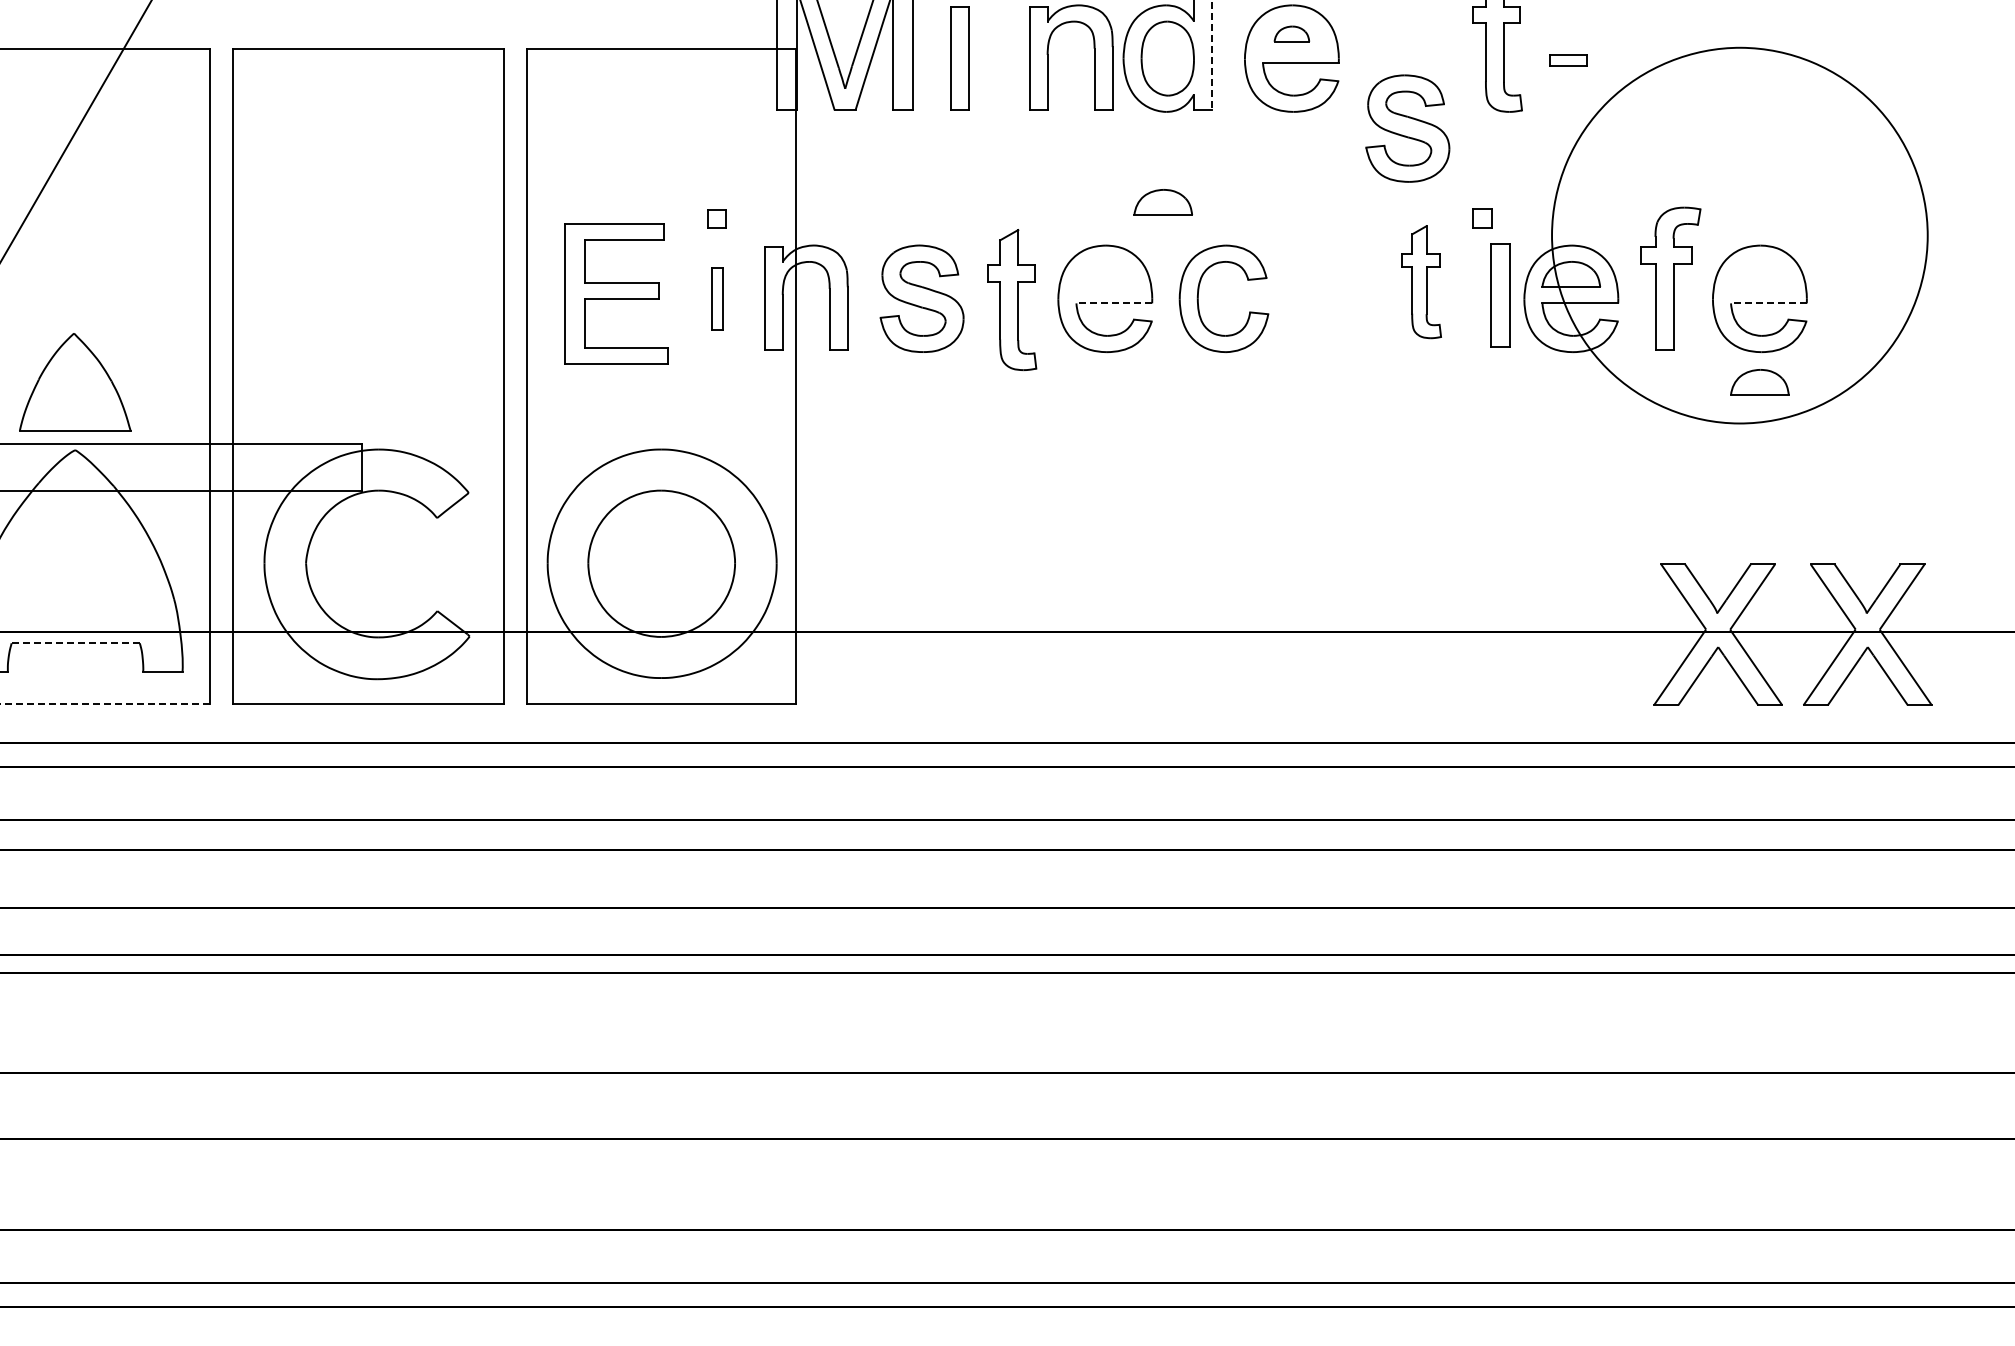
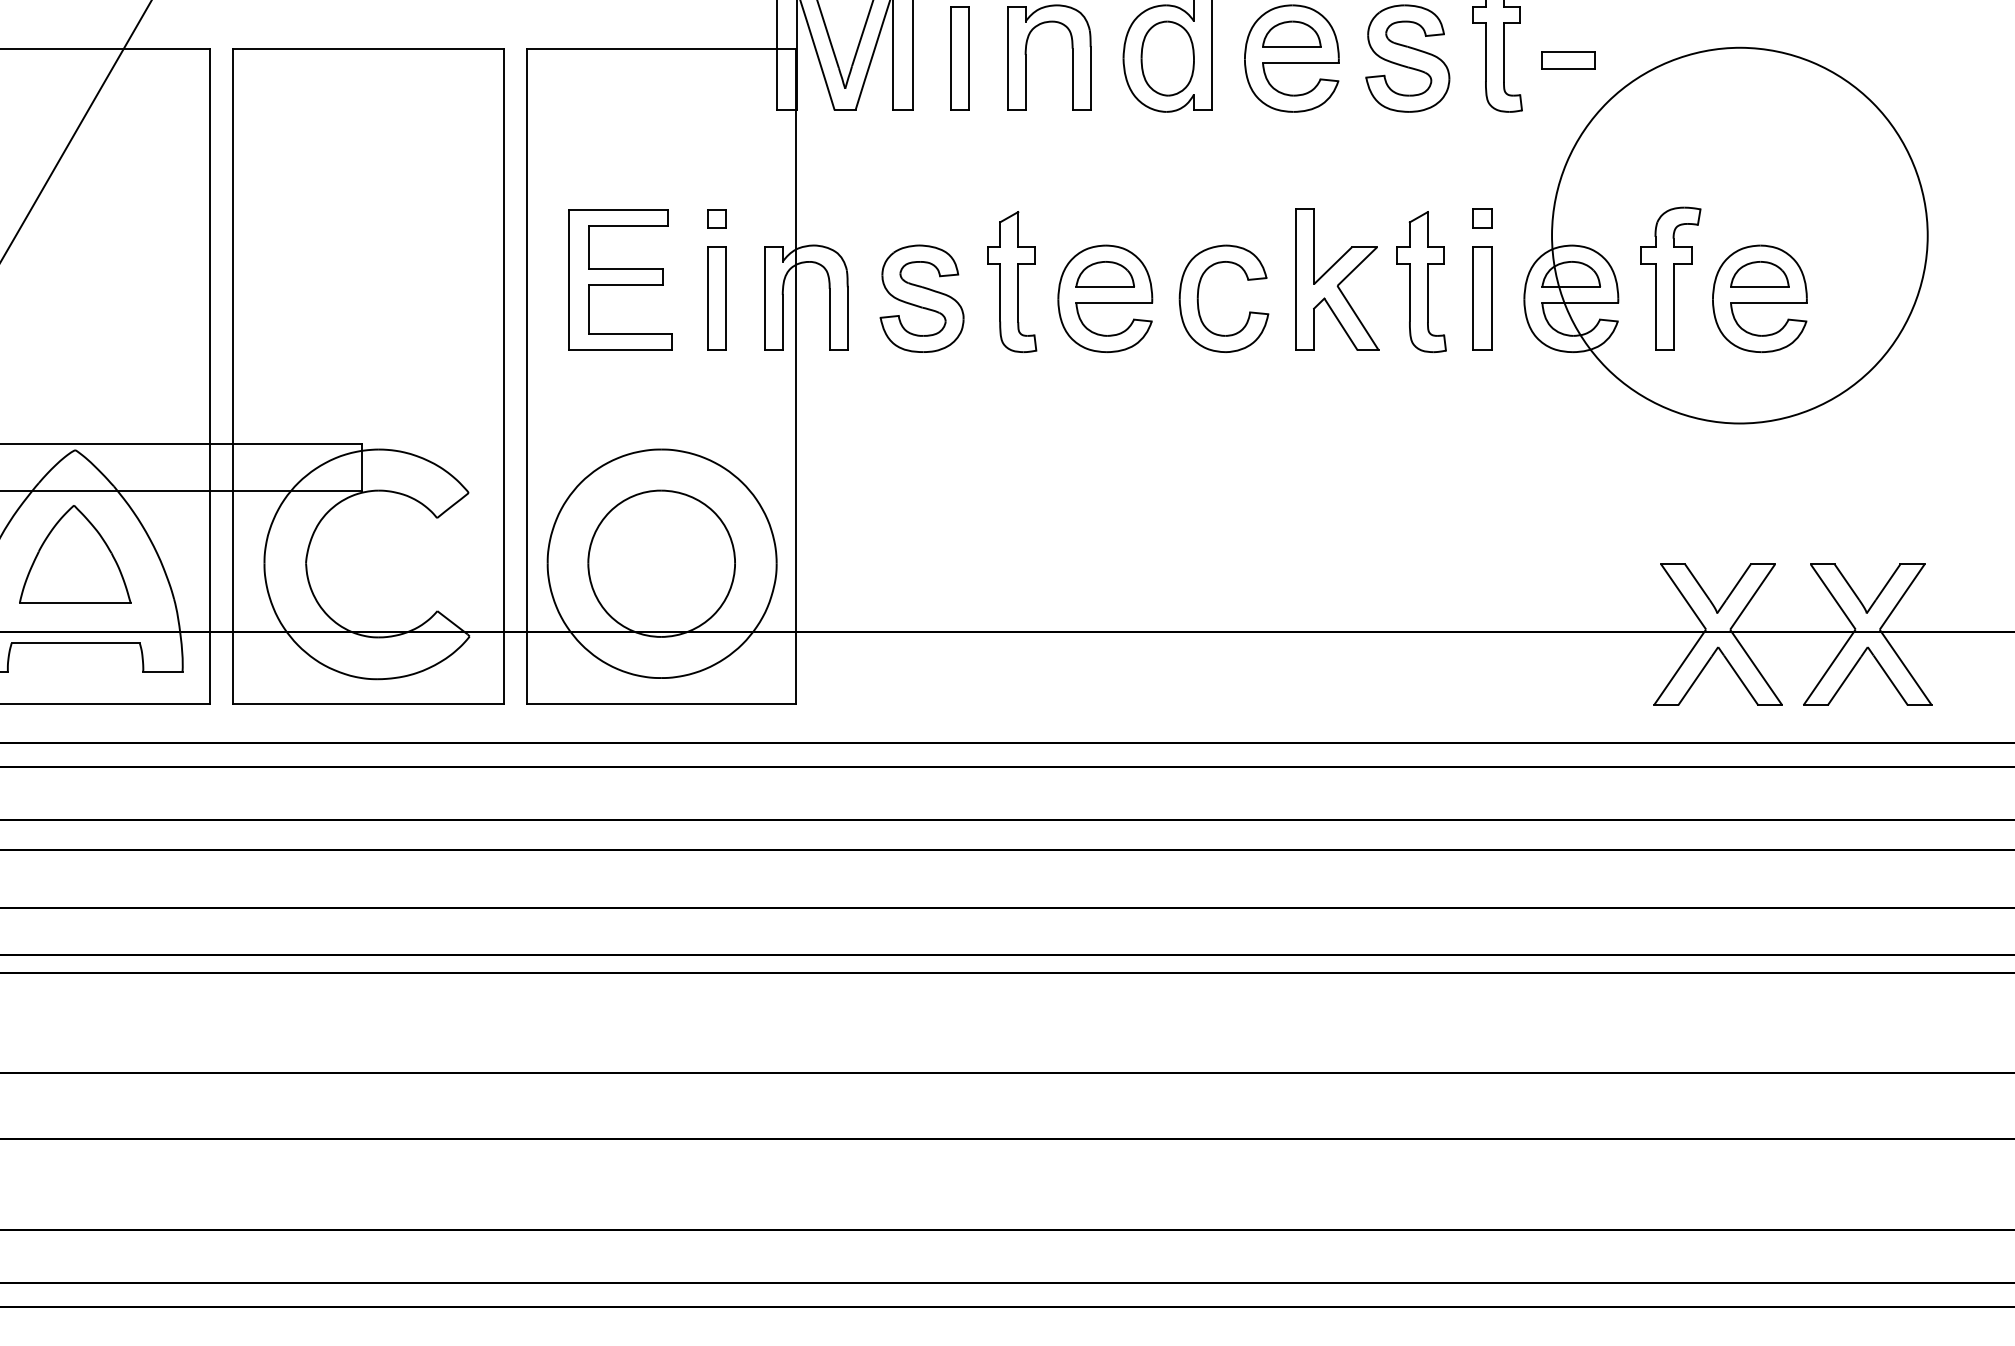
part size: 38x18 px -> 60x28 px (1291, 33)
line: dashed -> solid (1212, 55)
part position: (1048, 57) -> (1026, 57) (1026, 57)
part size: 39x13 px -> 55x19 px (1568, 60)
part position: (1407, 128) -> (1407, 58) (1407, 58)
part position: (1162, 202) -> (1104, 274) (1104, 274)
part: none -> present (1337, 279)
part size: 41x115 px -> 51x143 px (1421, 282)
part position: (616, 293) -> (620, 279) (620, 279)
part position: (1500, 295) -> (1482, 298) (1482, 298)
part size: 13x64 px -> 20x105 px (716, 298)
part position: (1012, 299) -> (1012, 281) (1012, 281)
line: dashed -> solid (1114, 303)
line: dashed -> solid (1768, 303)
part position: (75, 382) -> (75, 554) (75, 554)
part position: (1759, 382) -> (1759, 274) (1759, 274)
line: dashed -> solid (75, 643)
line: dashed -> solid (105, 703)
